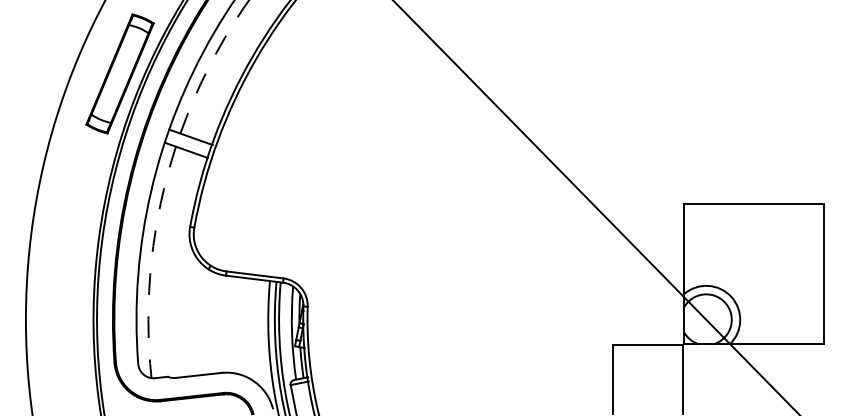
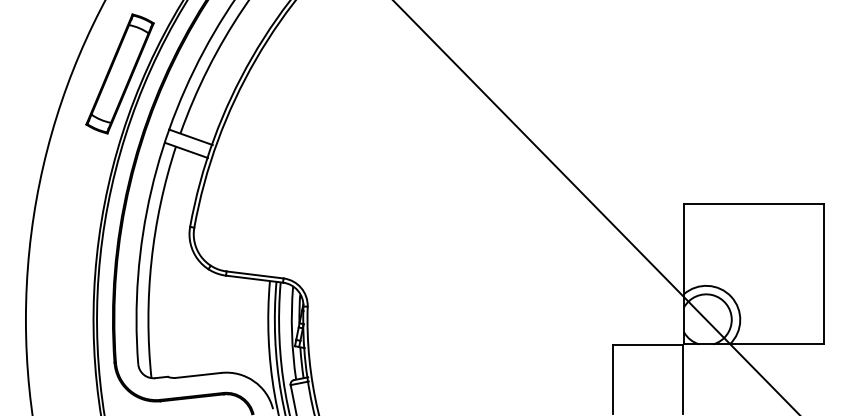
arc: dashed -> solid (210, 64)
arc: dashed -> solid (151, 261)
